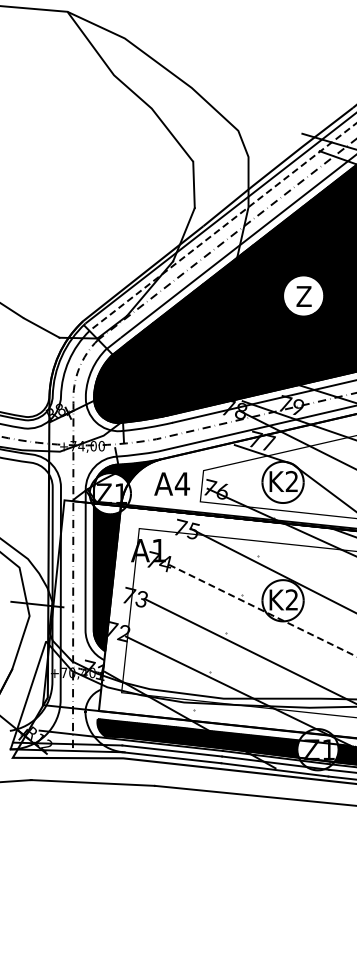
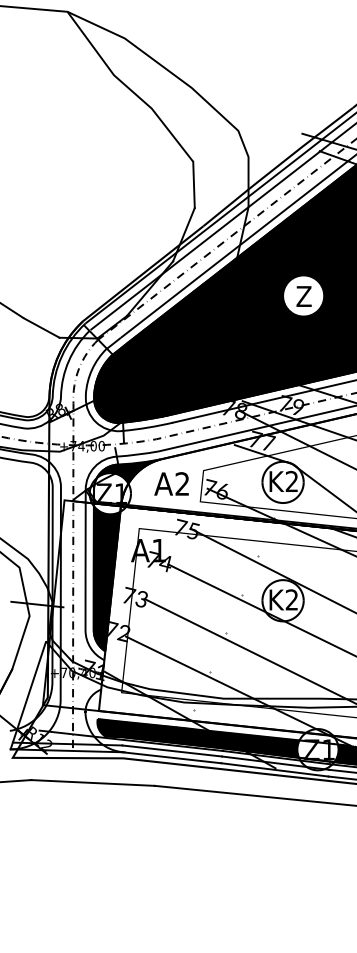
line: dashed -> solid (223, 226)
text: A4 -> A2 (181, 483)
line: dashed -> solid (261, 610)
